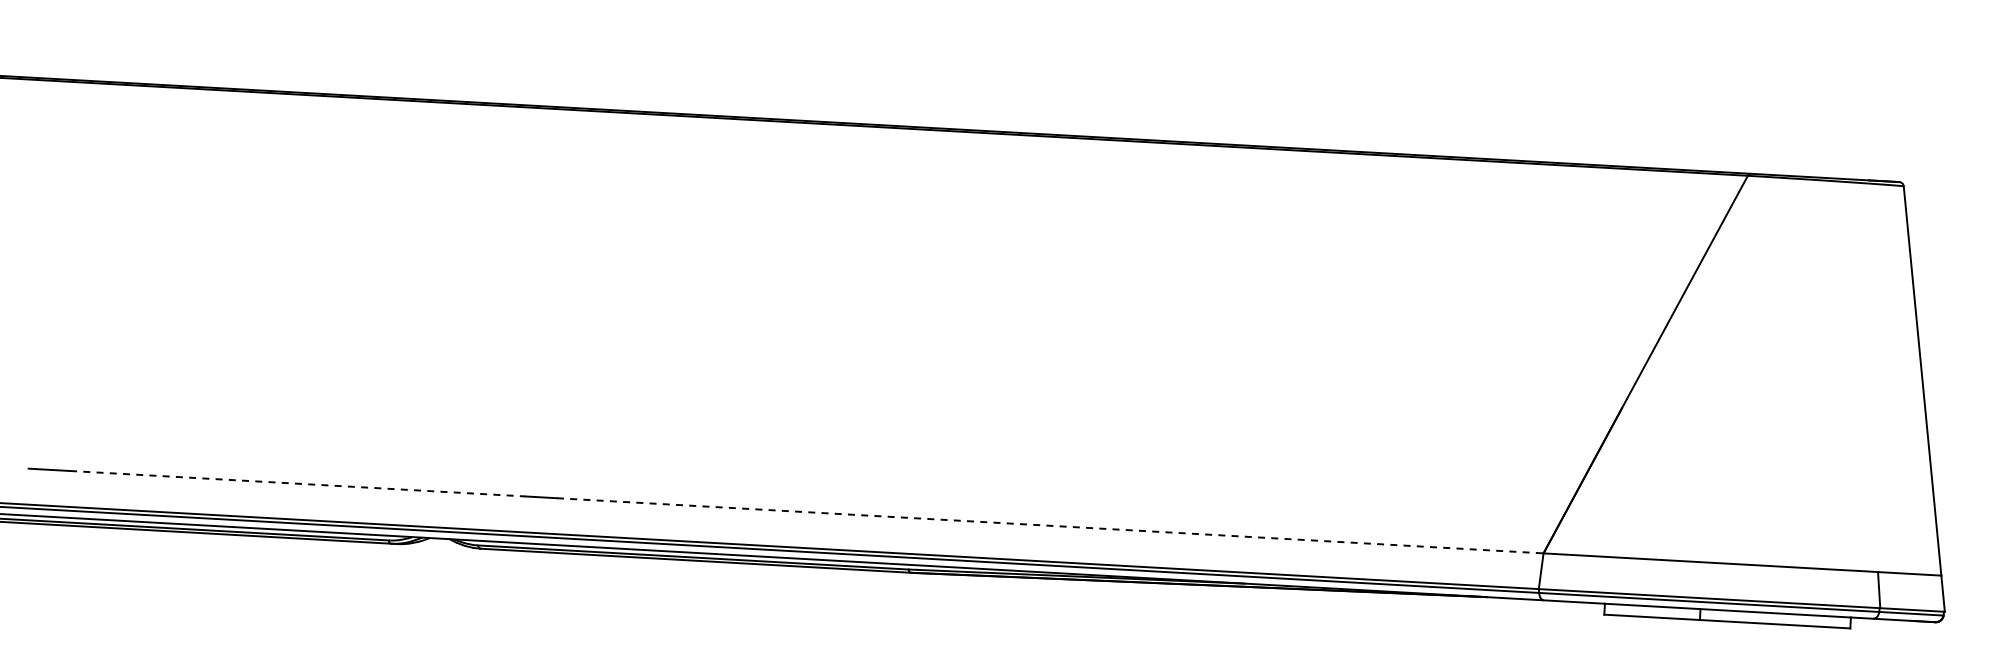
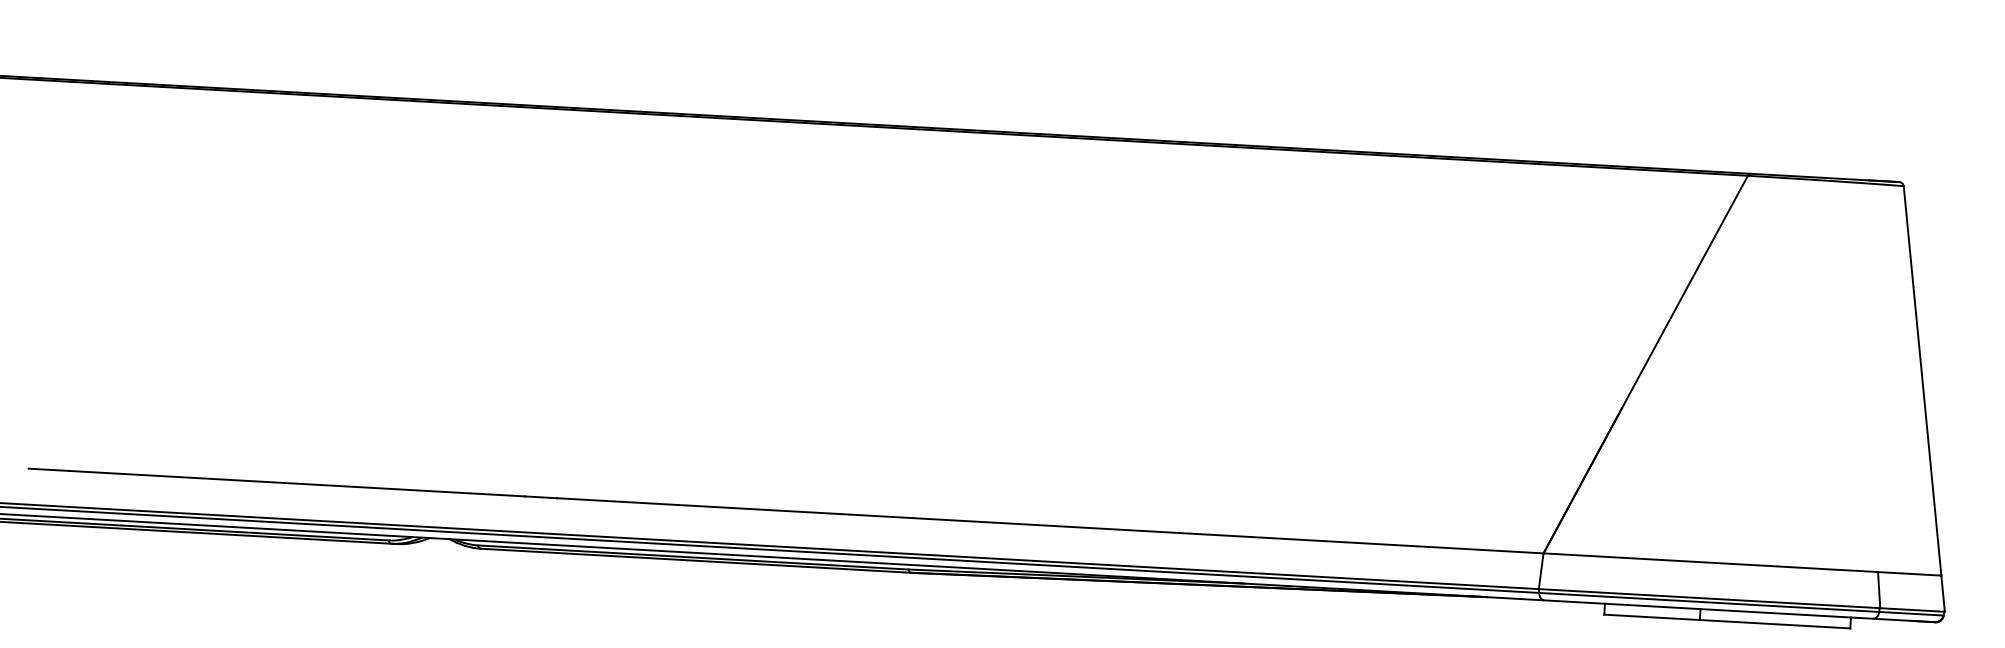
line: dashed -> solid (297, 483)
line: dashed -> solid (1050, 525)
